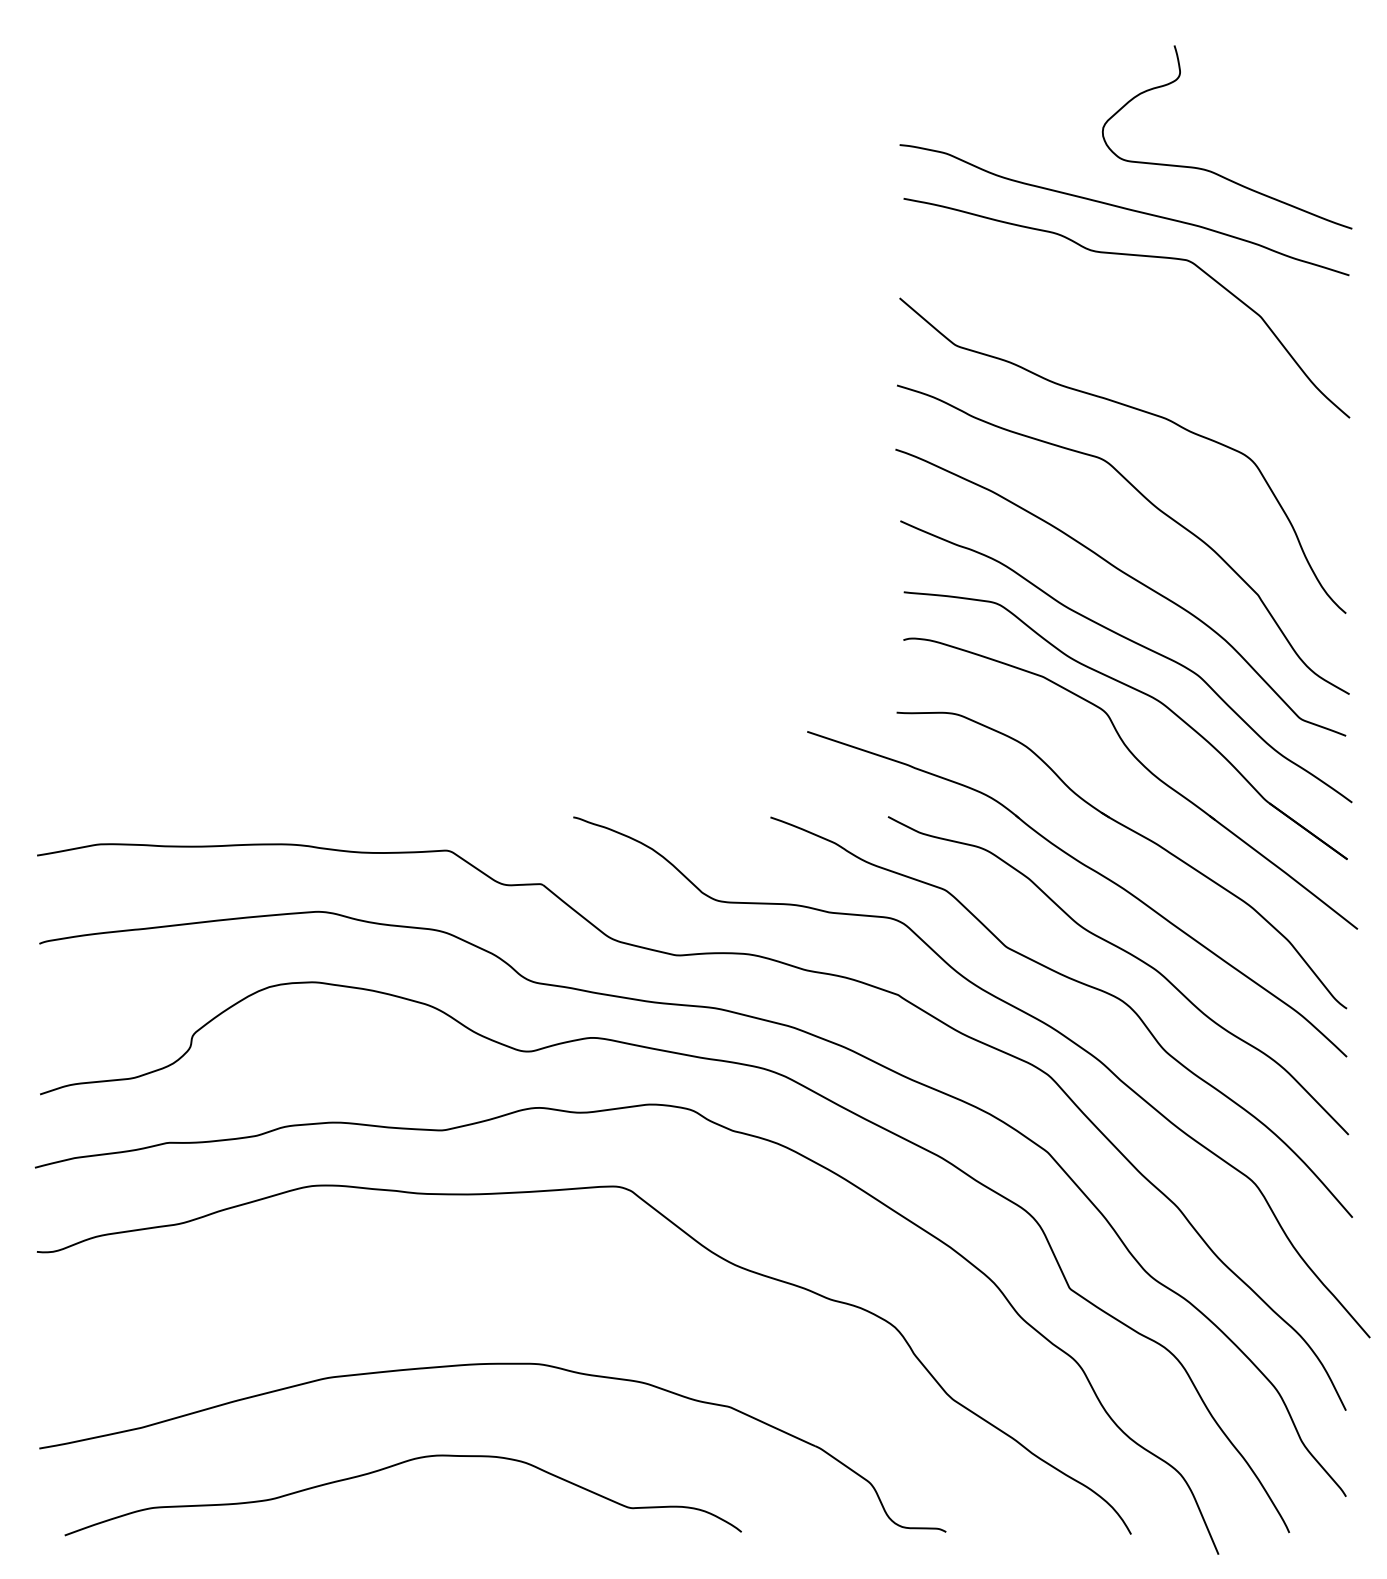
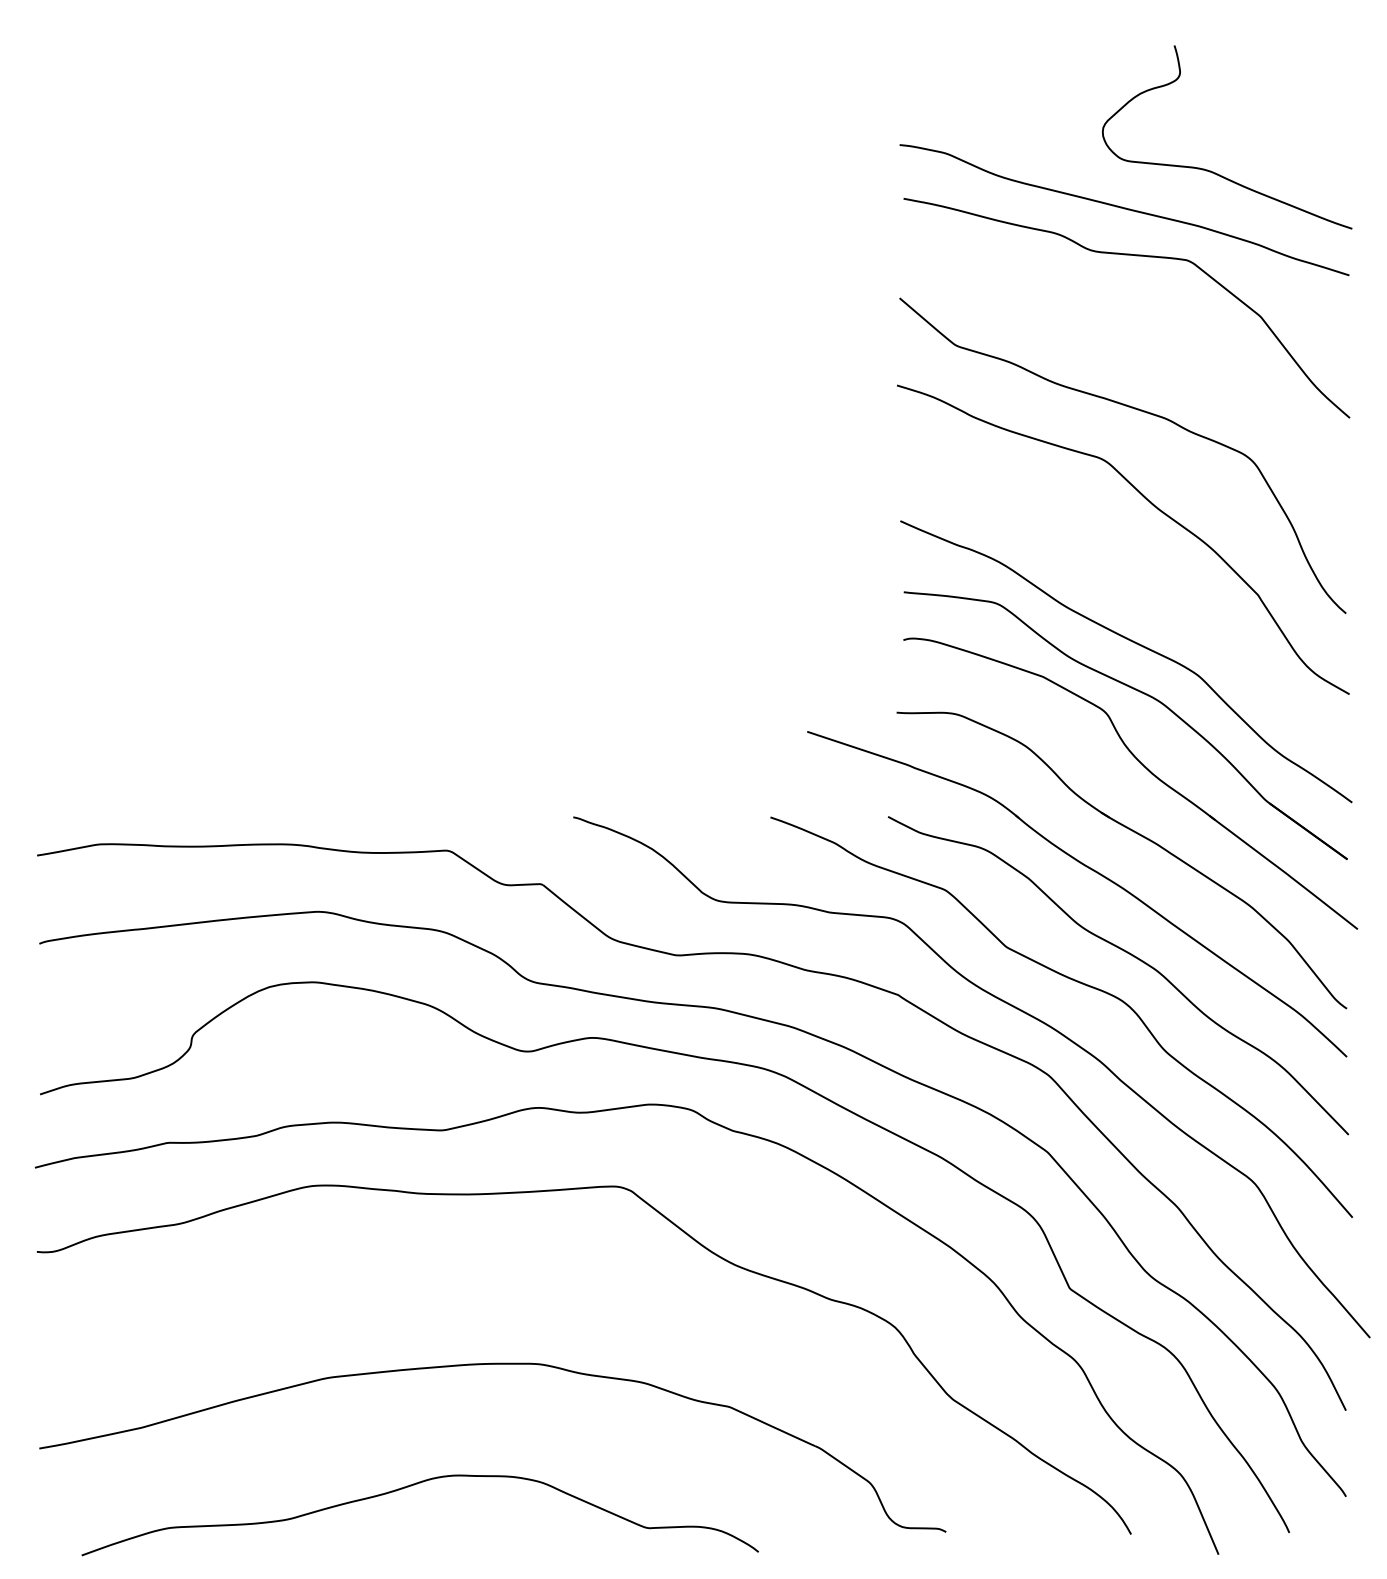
curve: present -> none (1129, 577)
curve position: (394, 1466) -> (411, 1486) (411, 1486)
